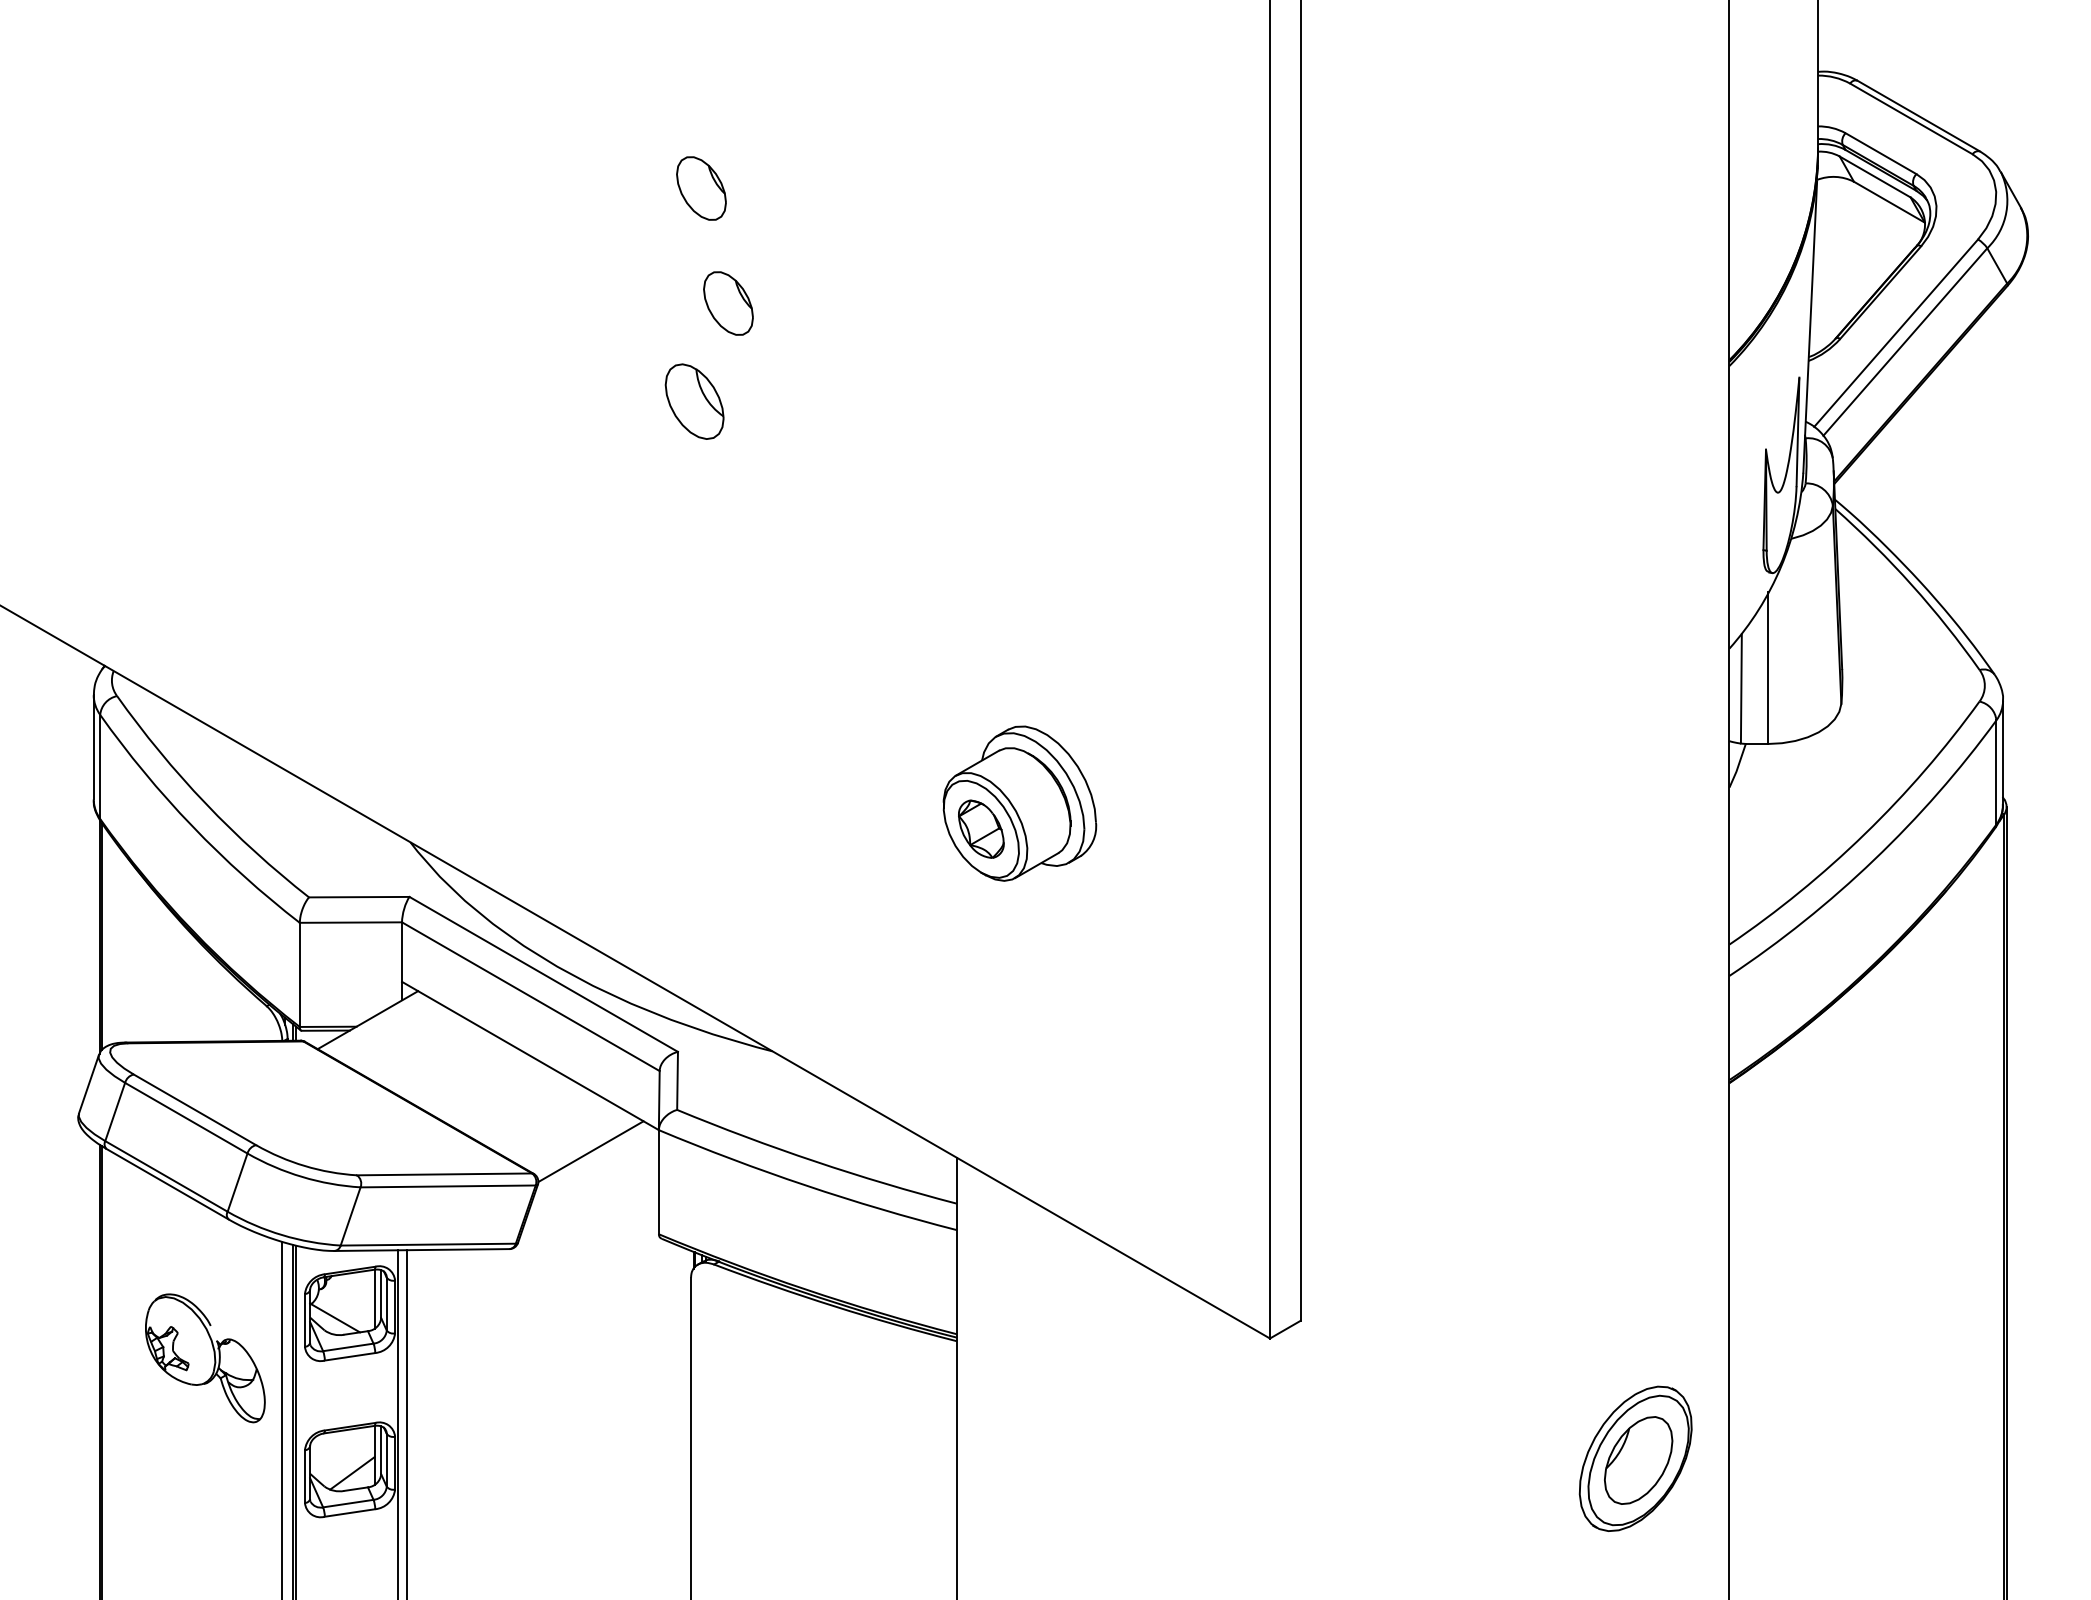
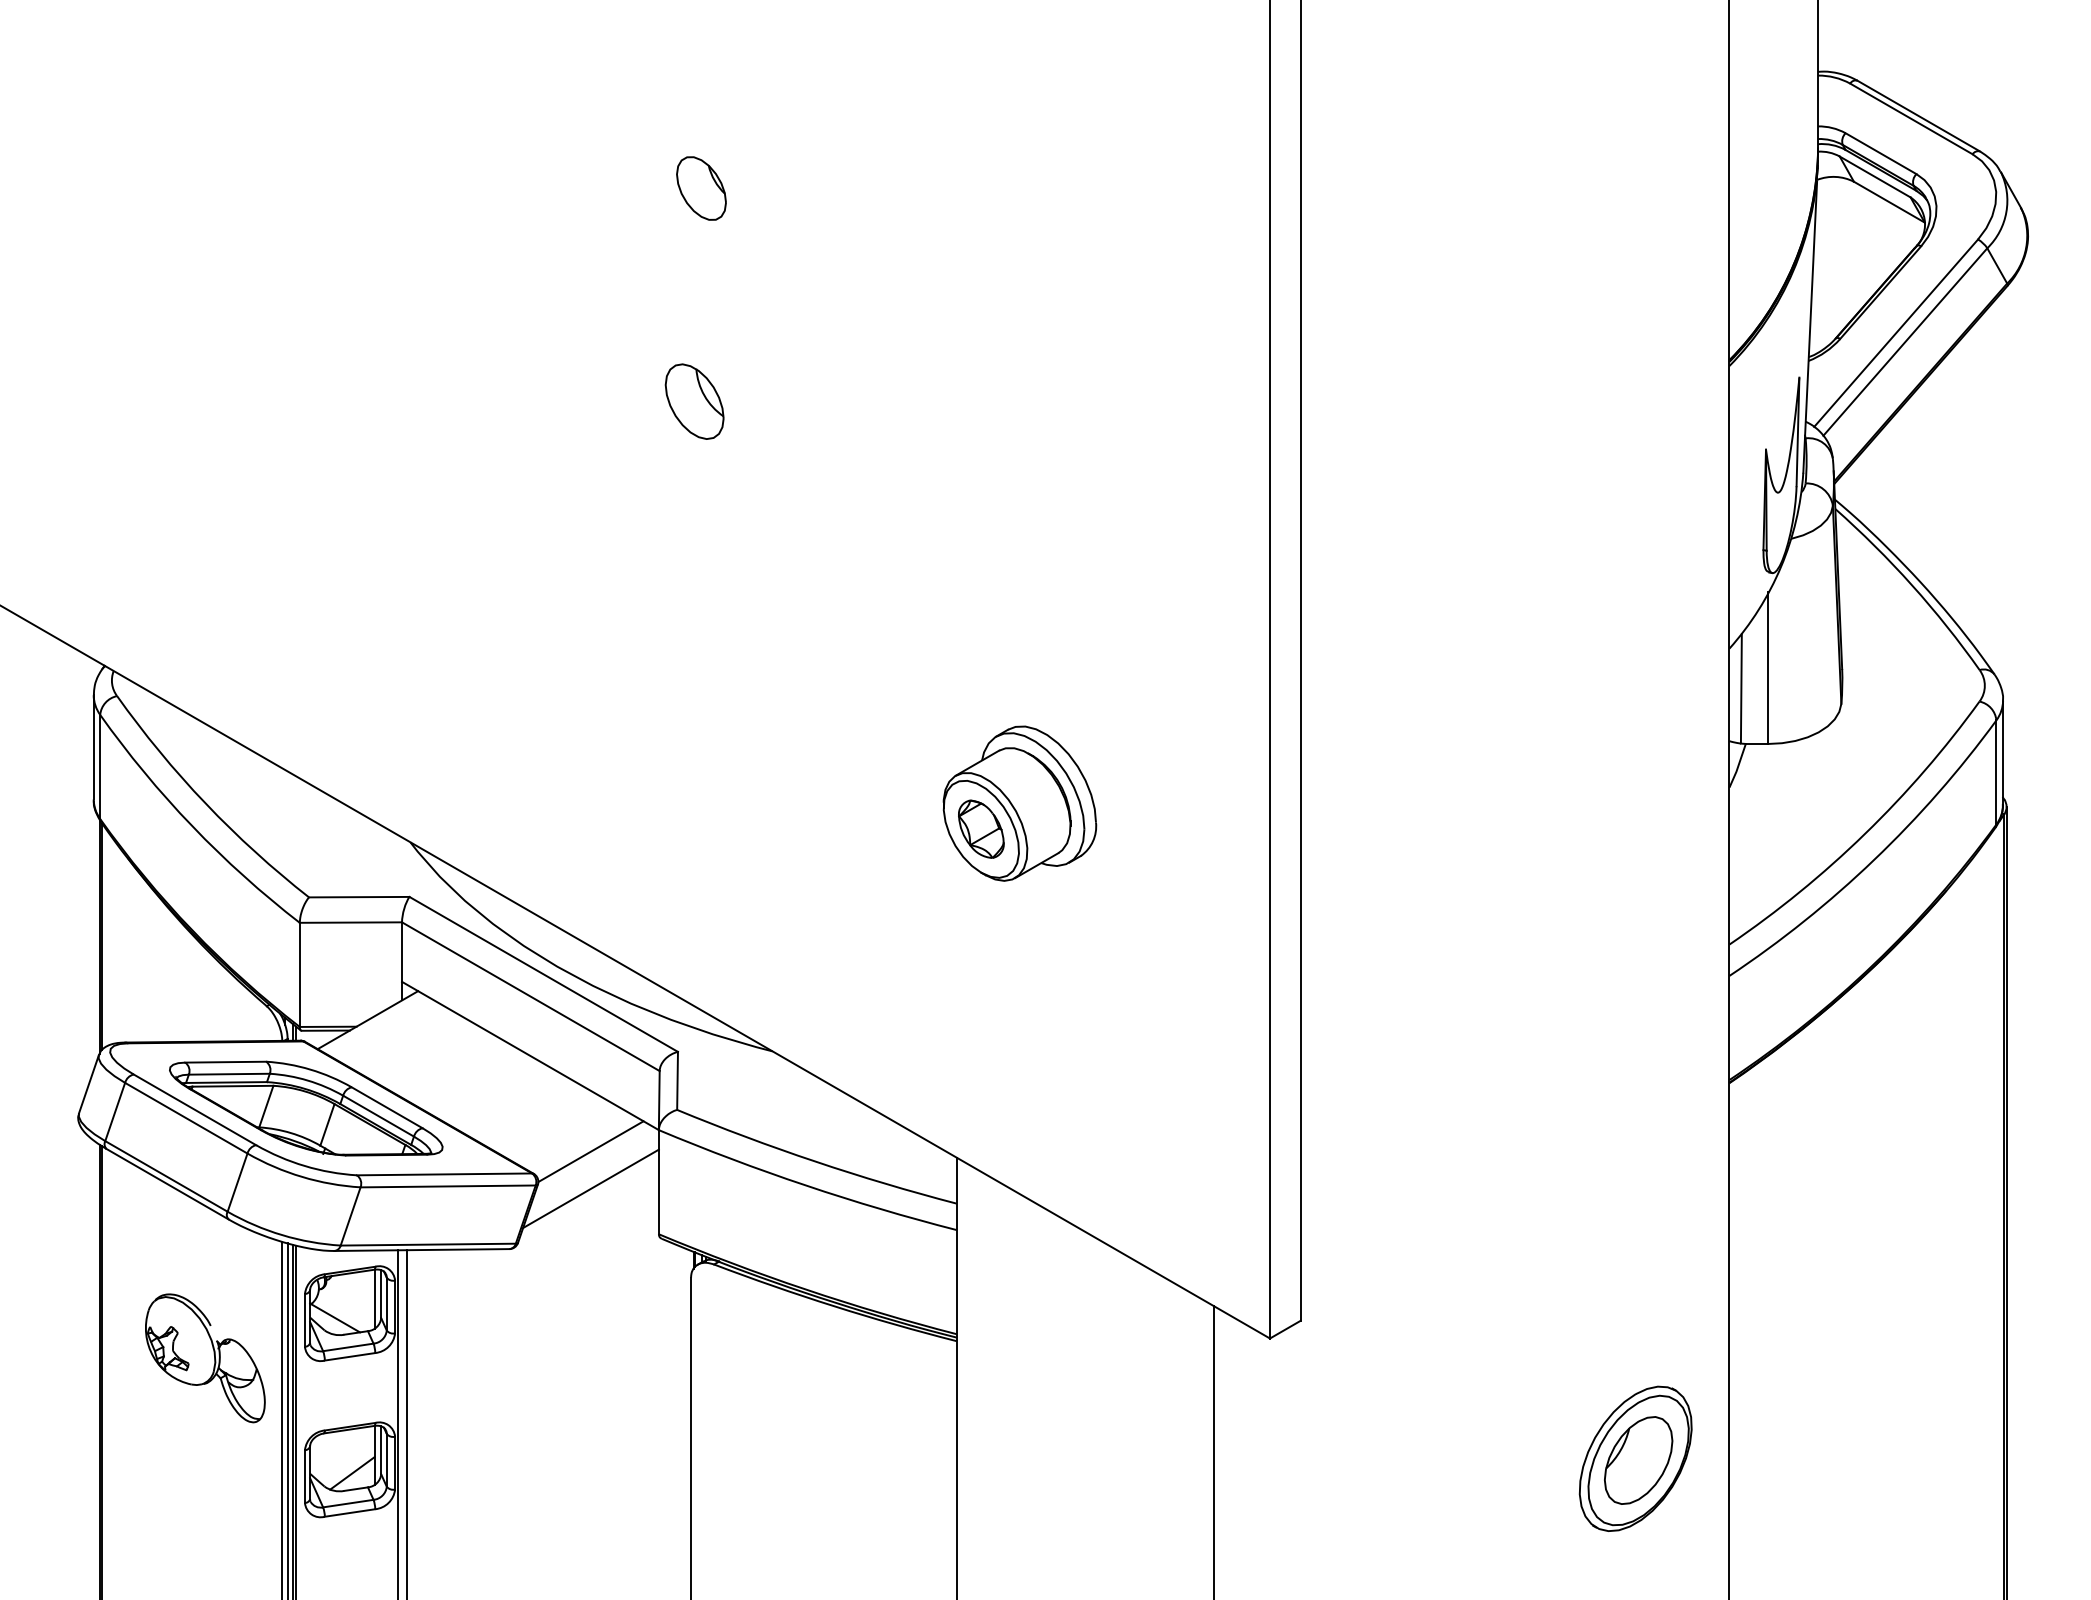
part: present -> none (728, 303)
part: none -> present (306, 1108)
line: none -> present (590, 1188)
line: none -> present (287, 1419)
line: none -> present (1214, 1451)
